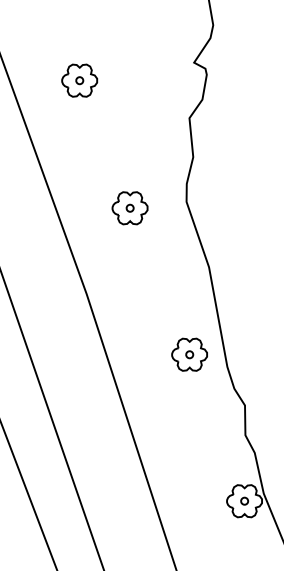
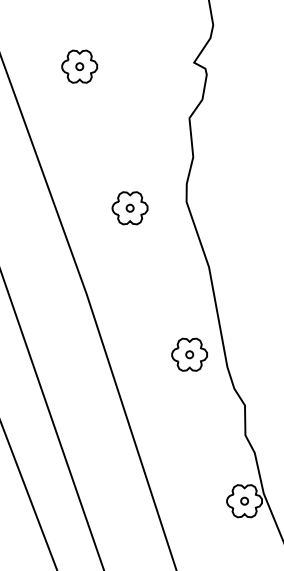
part position: (79, 80) -> (79, 66) (79, 66)
